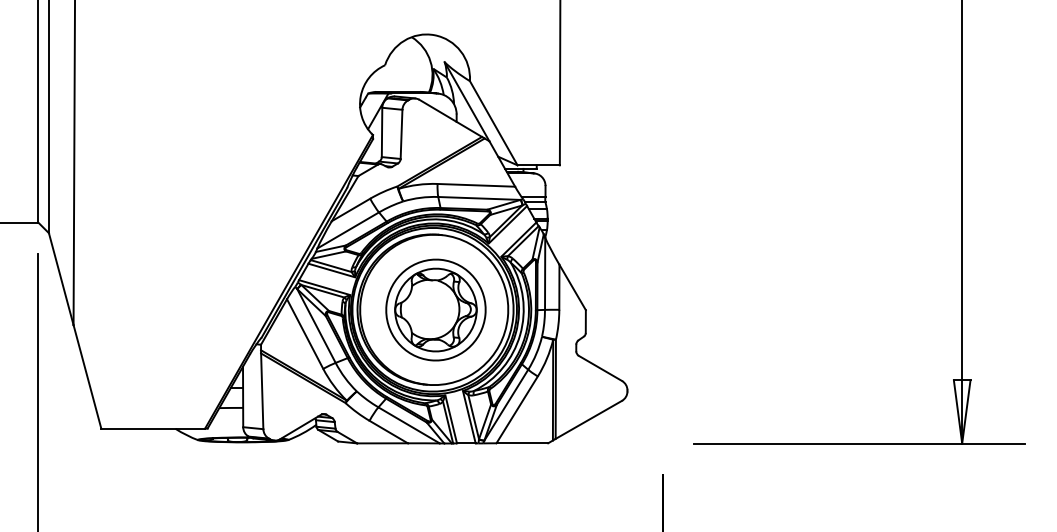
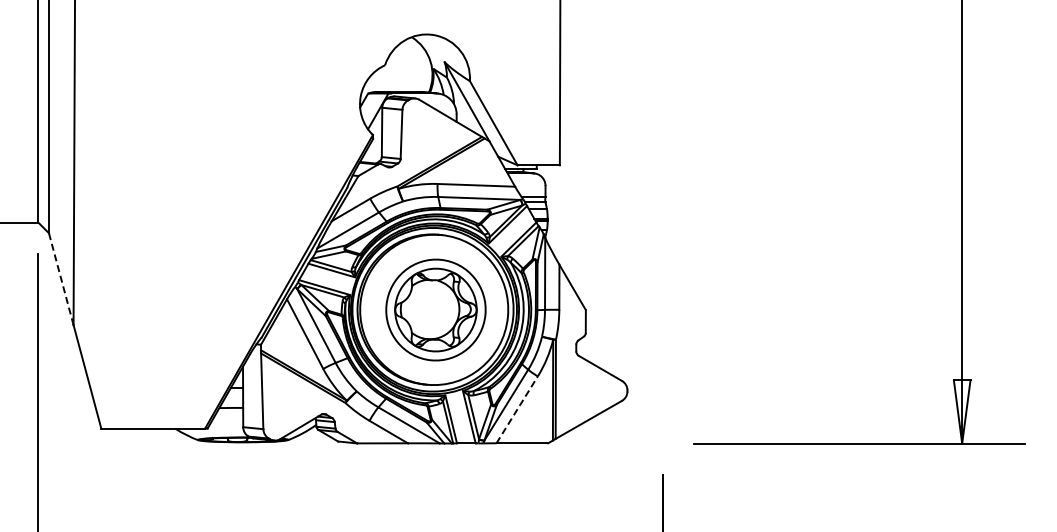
line: solid -> dashed (61, 279)
line: solid -> dashed (517, 409)
